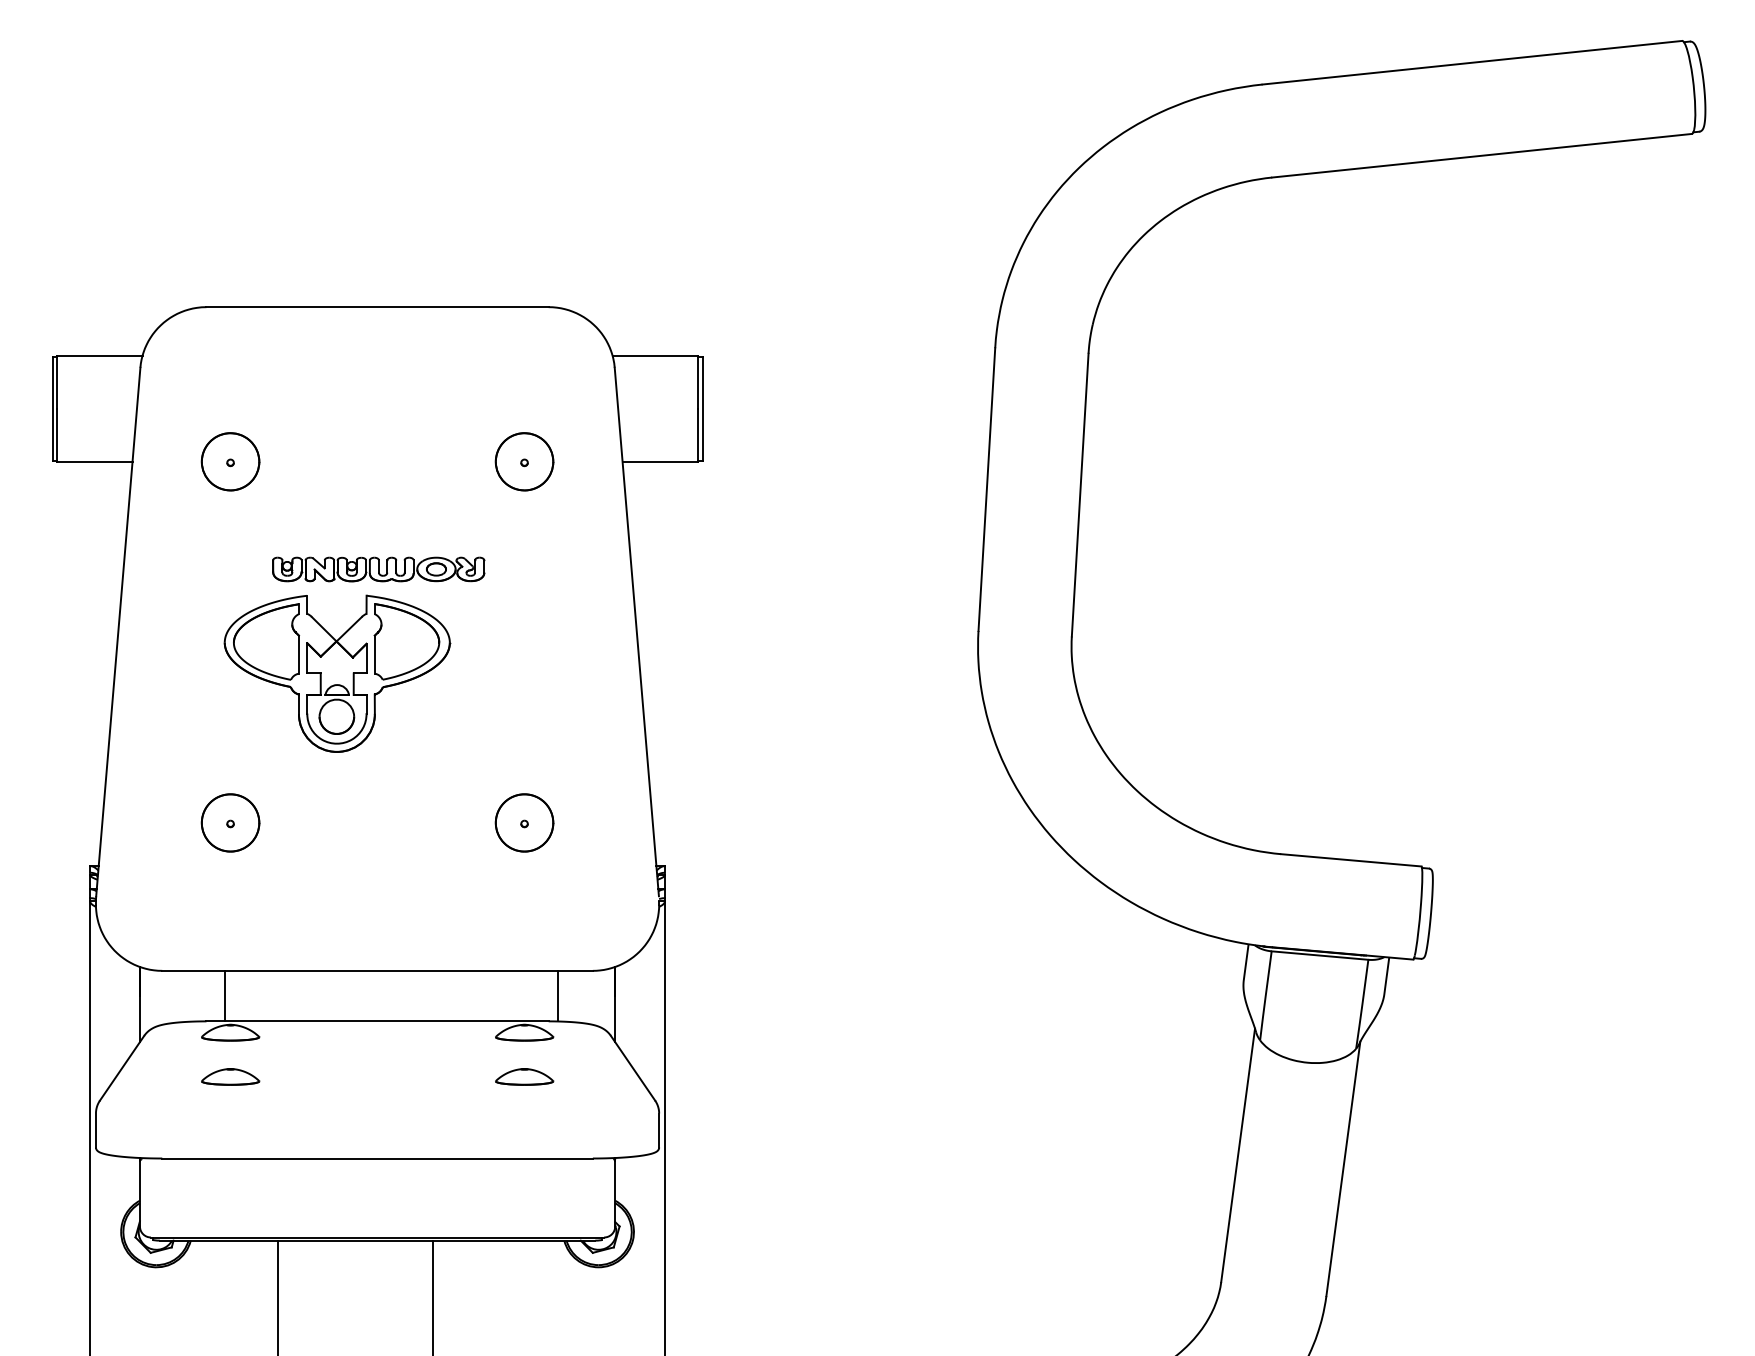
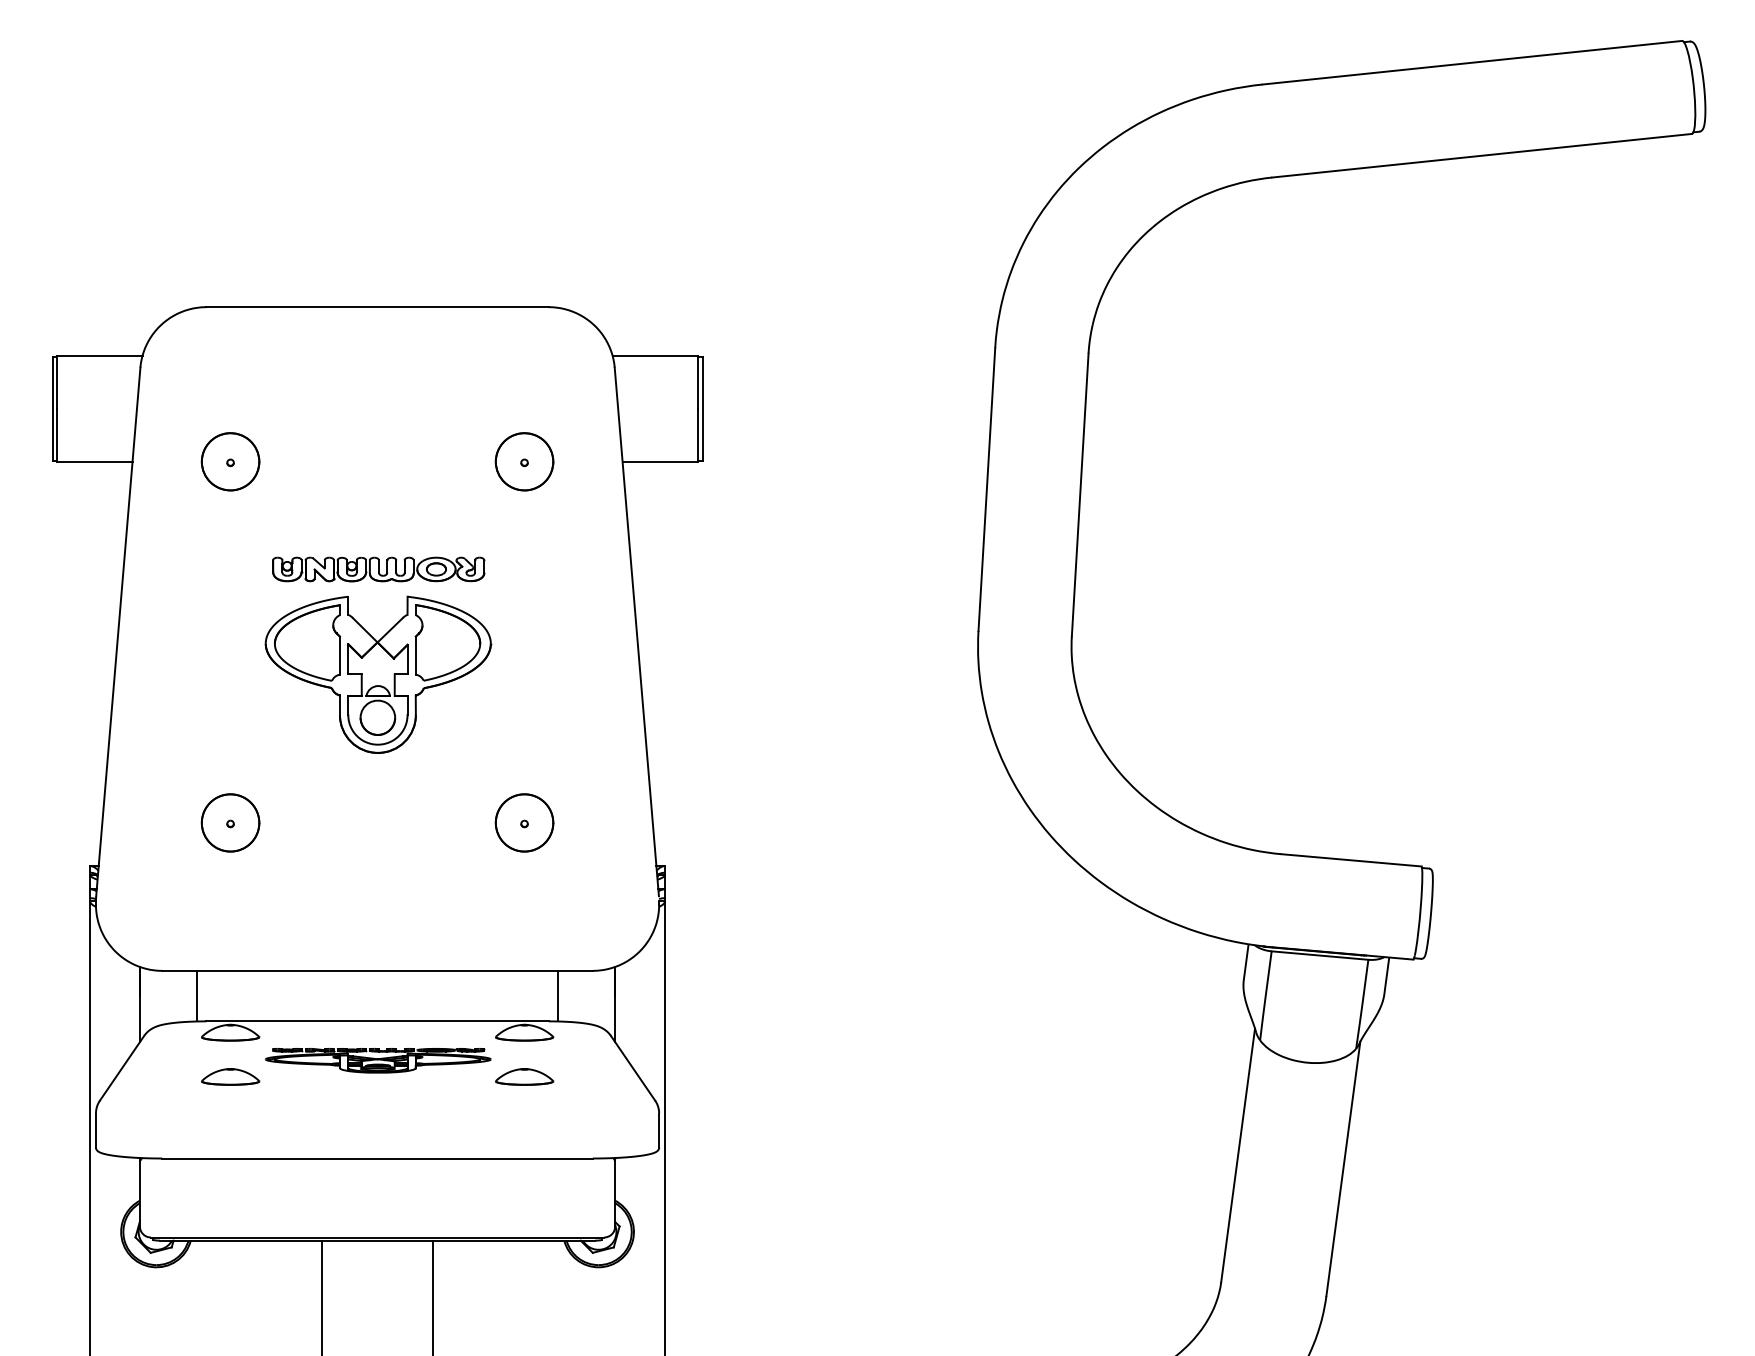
part position: (337, 673) -> (378, 674) (378, 674)
line position: (225, 995) -> (197, 995) (197, 995)
part: none -> present (377, 1060)
line position: (278, 1296) -> (322, 1296) (322, 1296)
